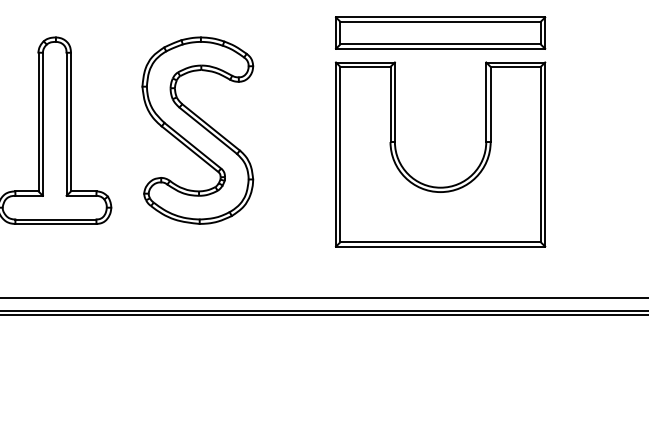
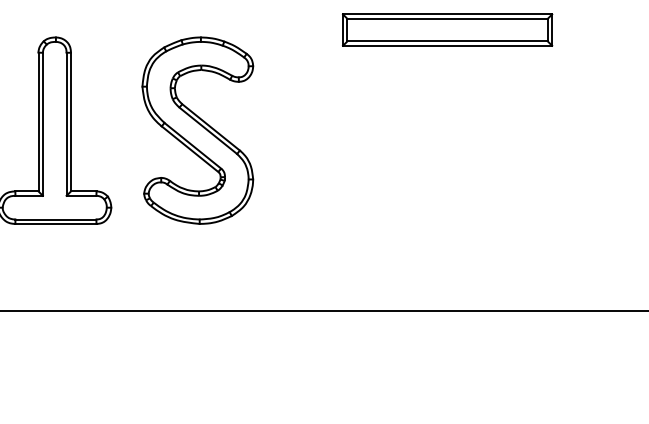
part position: (440, 32) -> (447, 29) (447, 29)
part: present -> none (440, 186)
line: present -> none (323, 298)
line: present -> none (323, 315)
